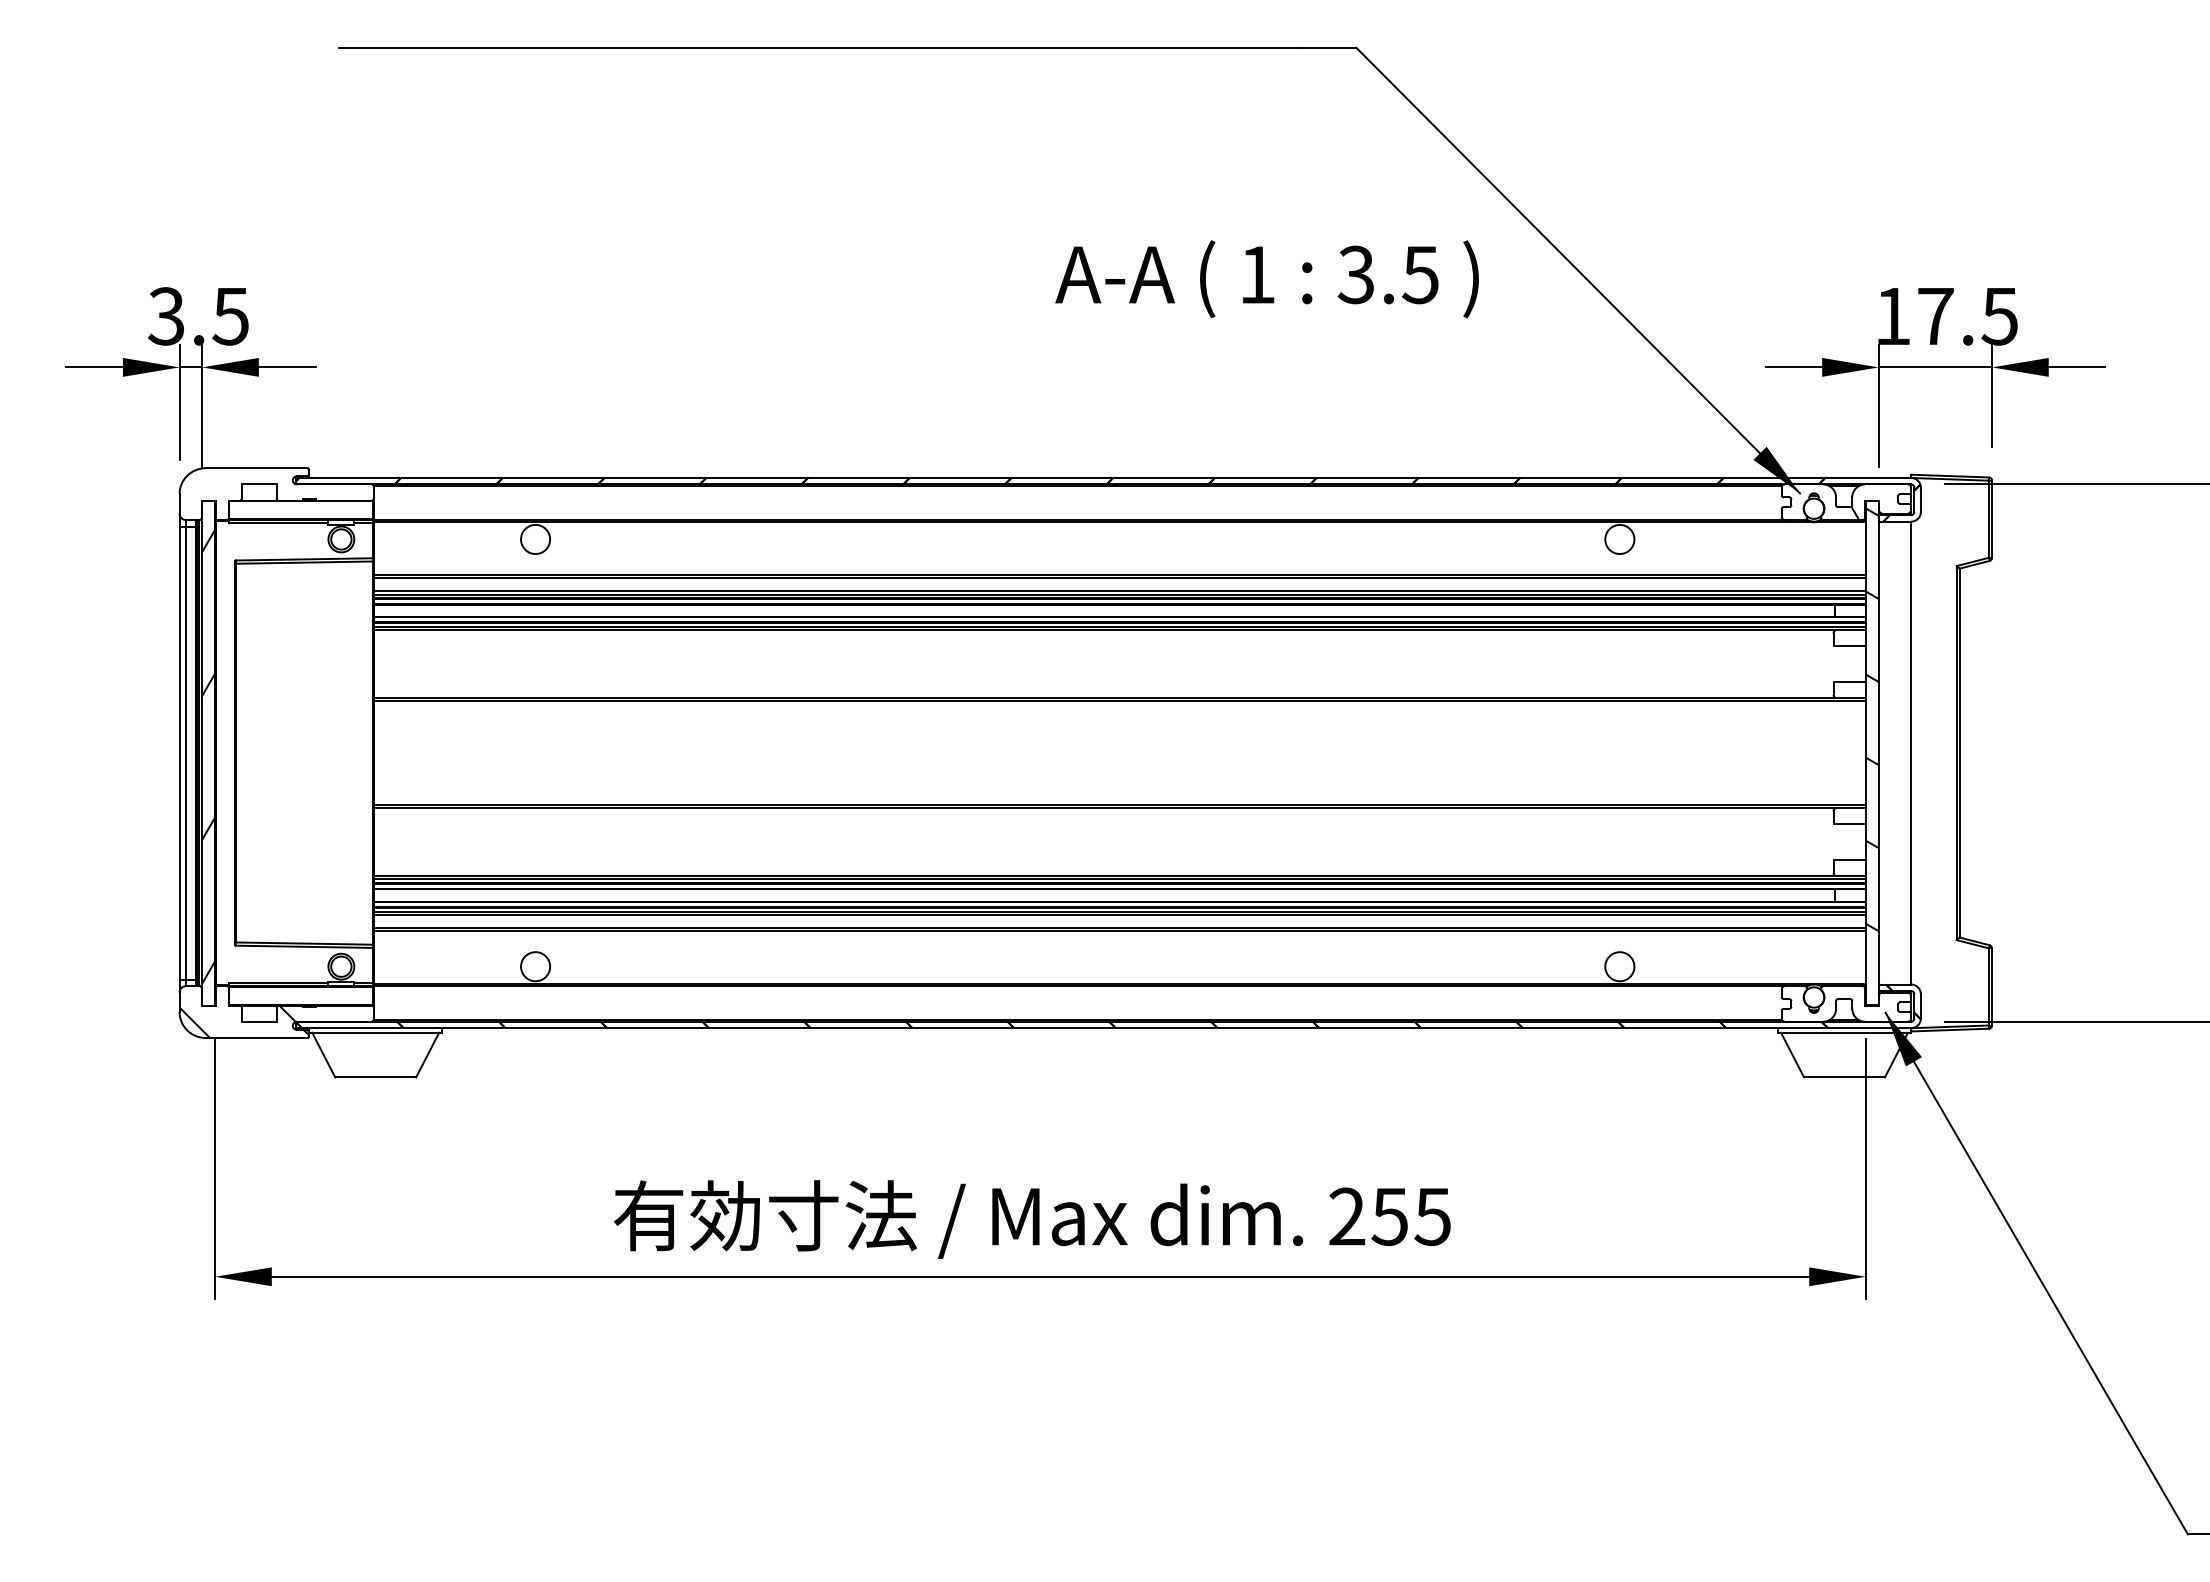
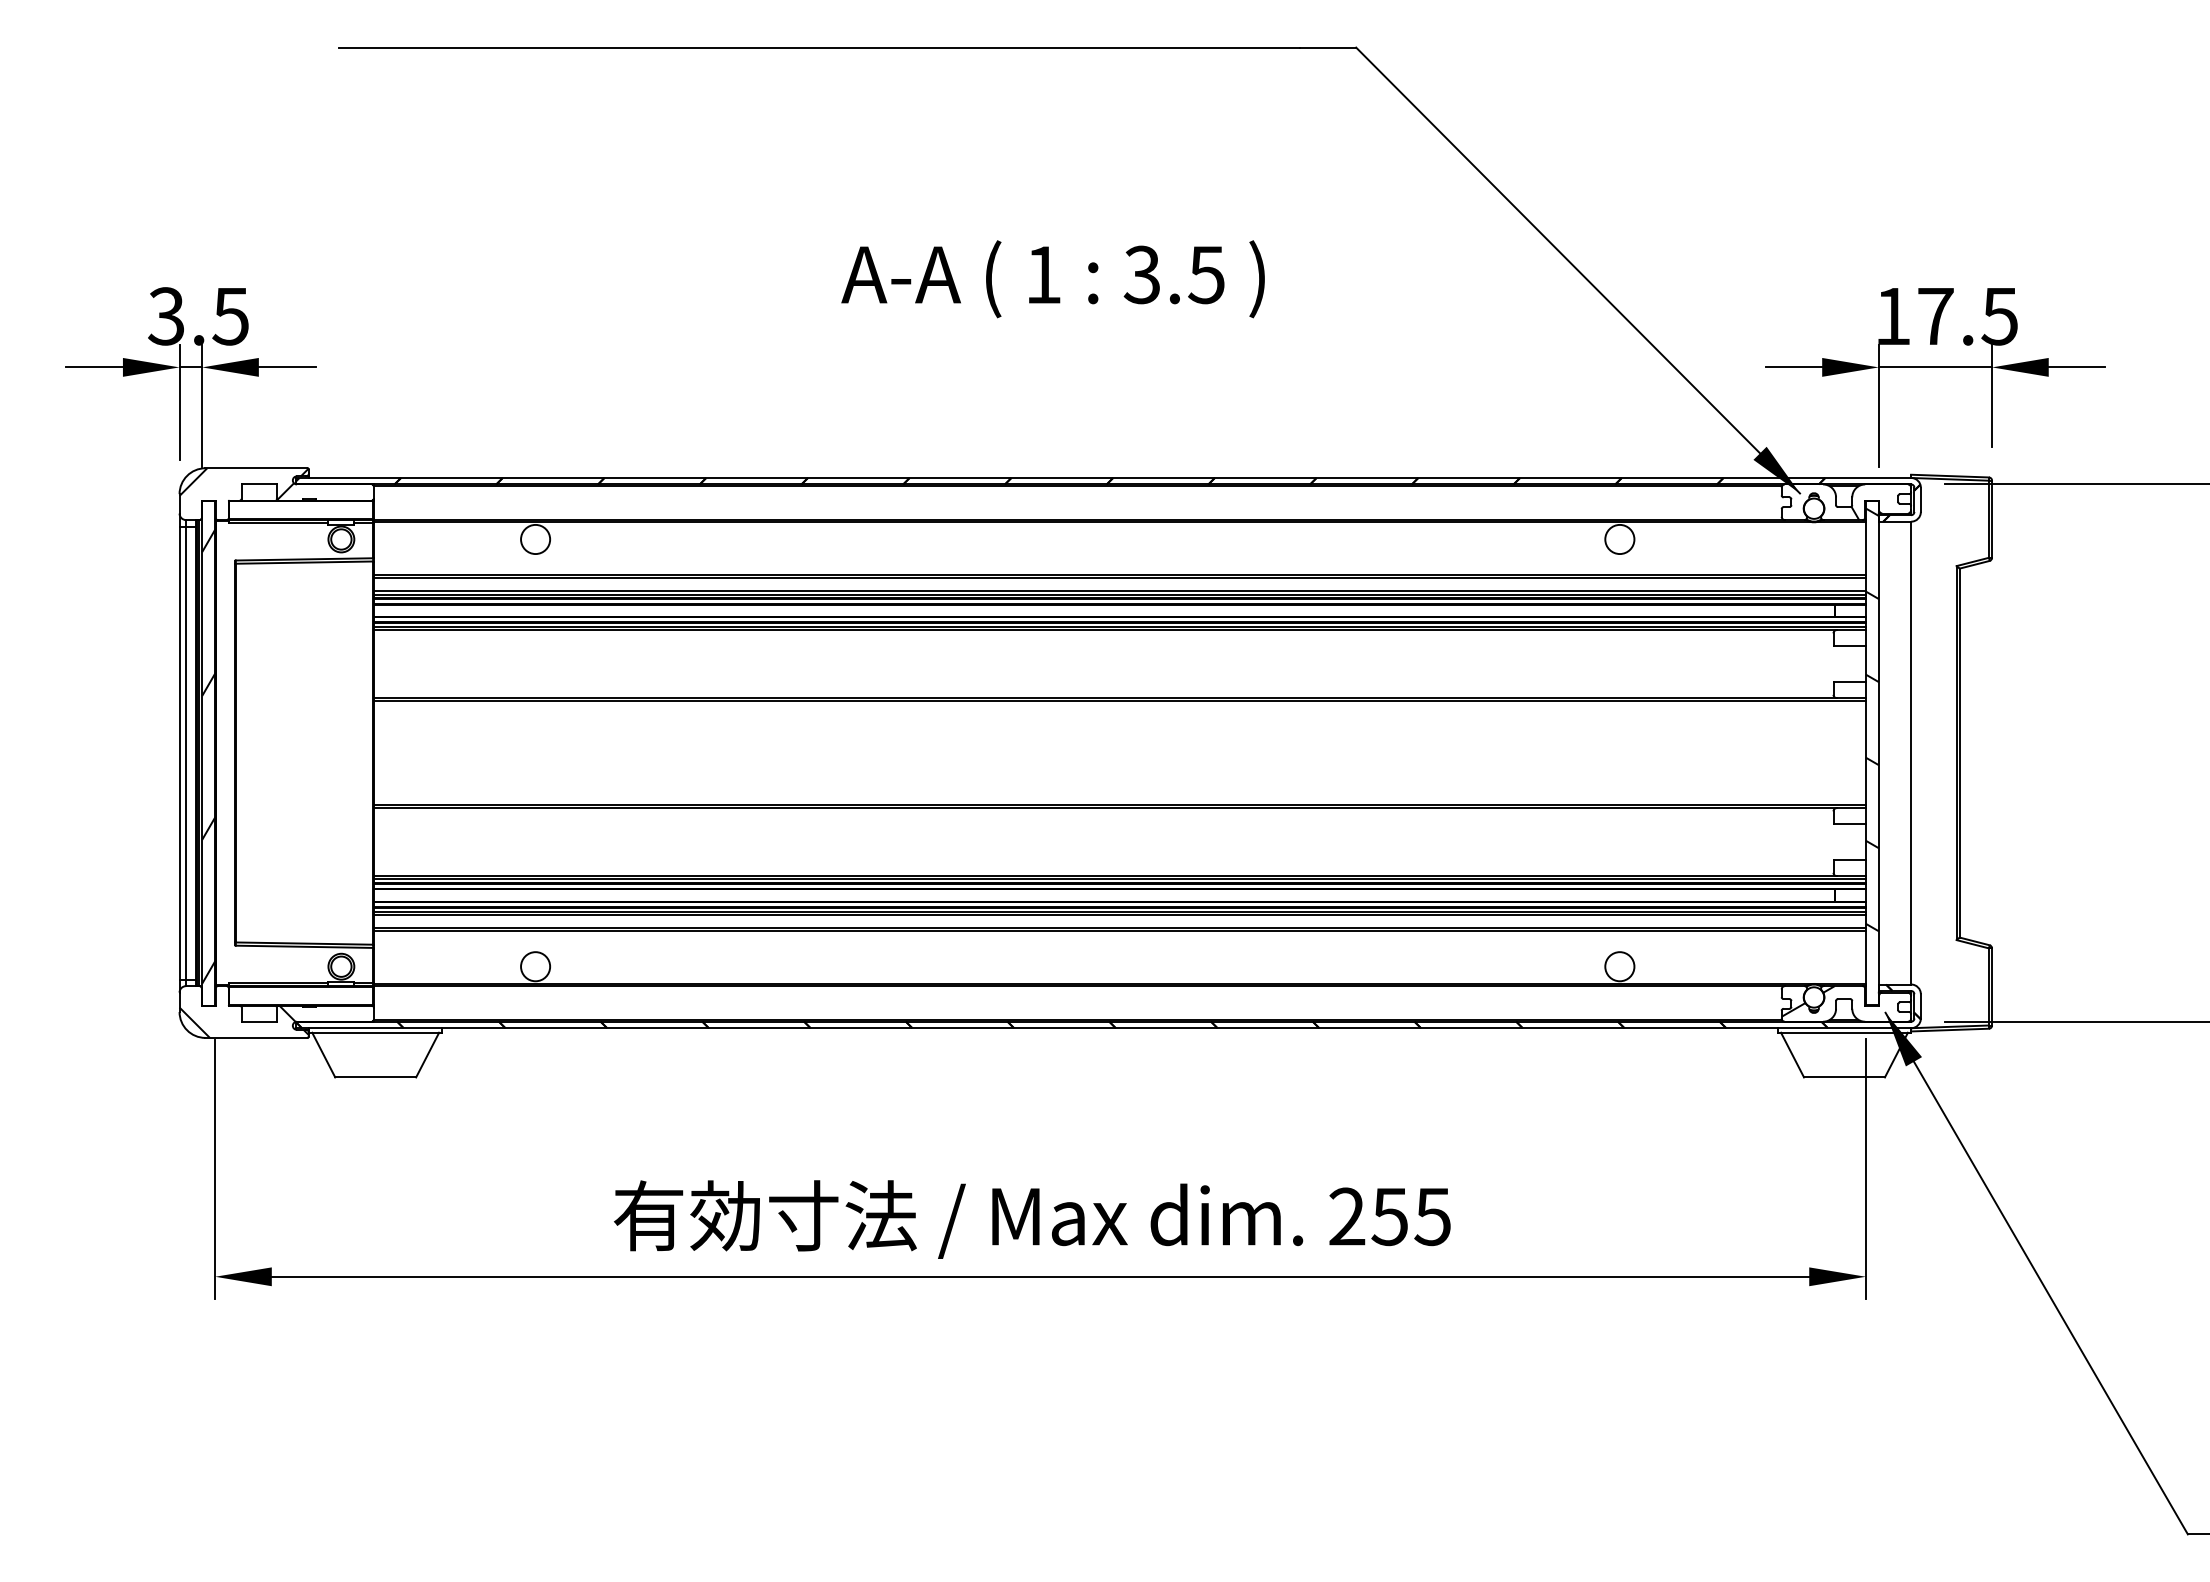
text position: (1266, 279) -> (1052, 279) (1052, 279)
hatch: none -> present (243, 484)
hatch: none -> present (1807, 1001)
